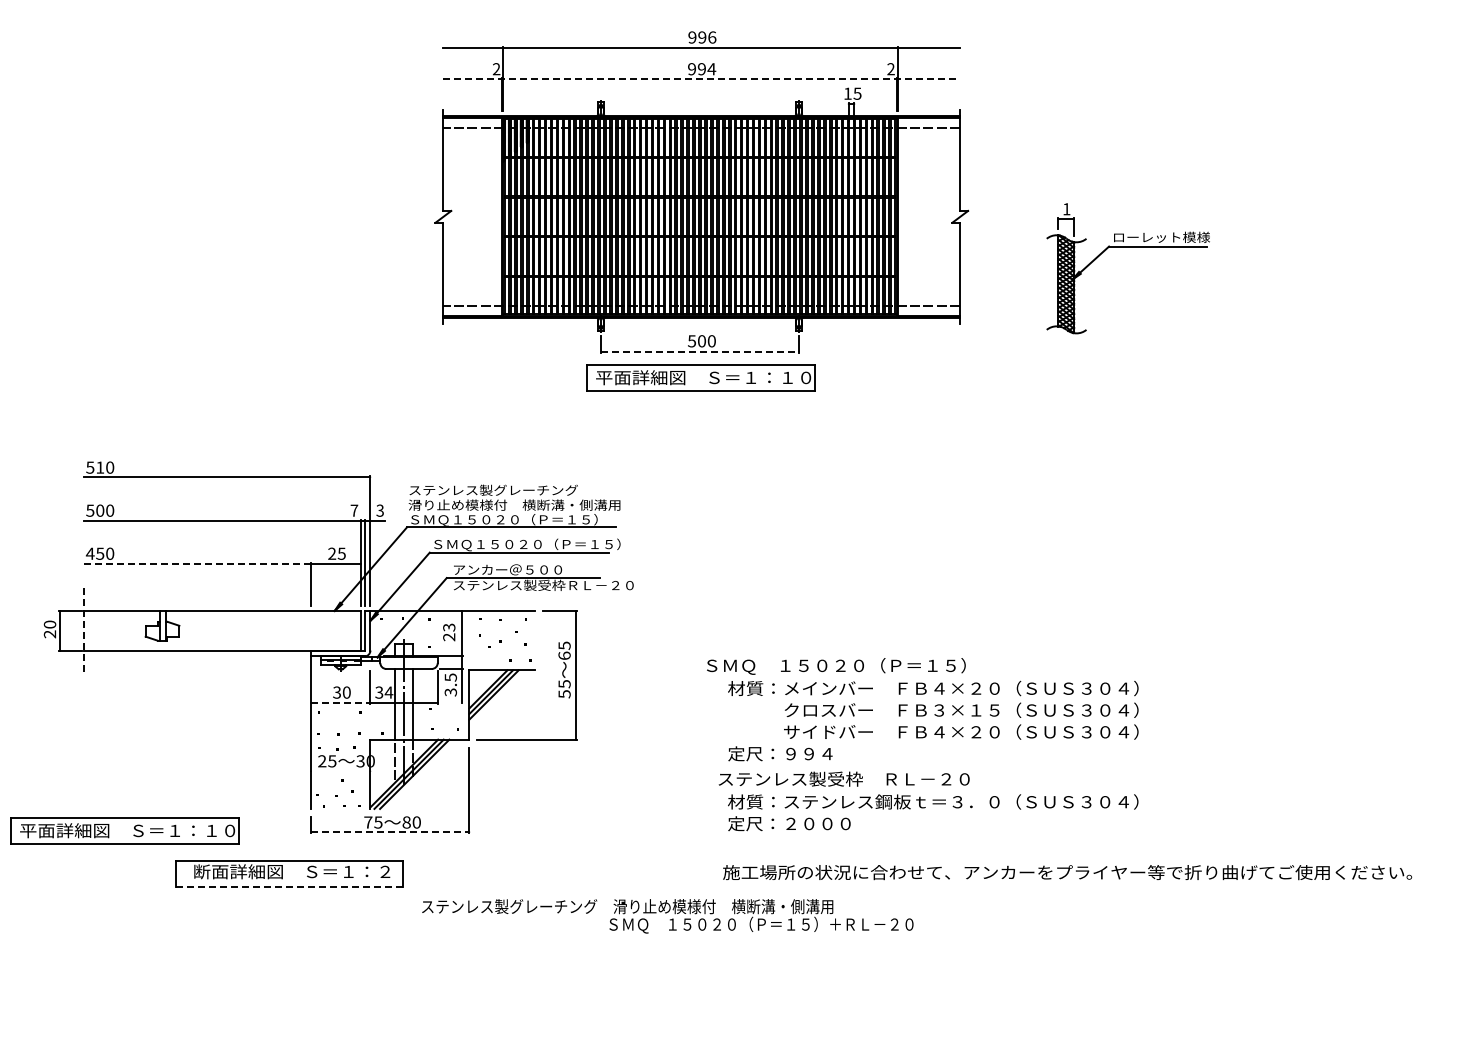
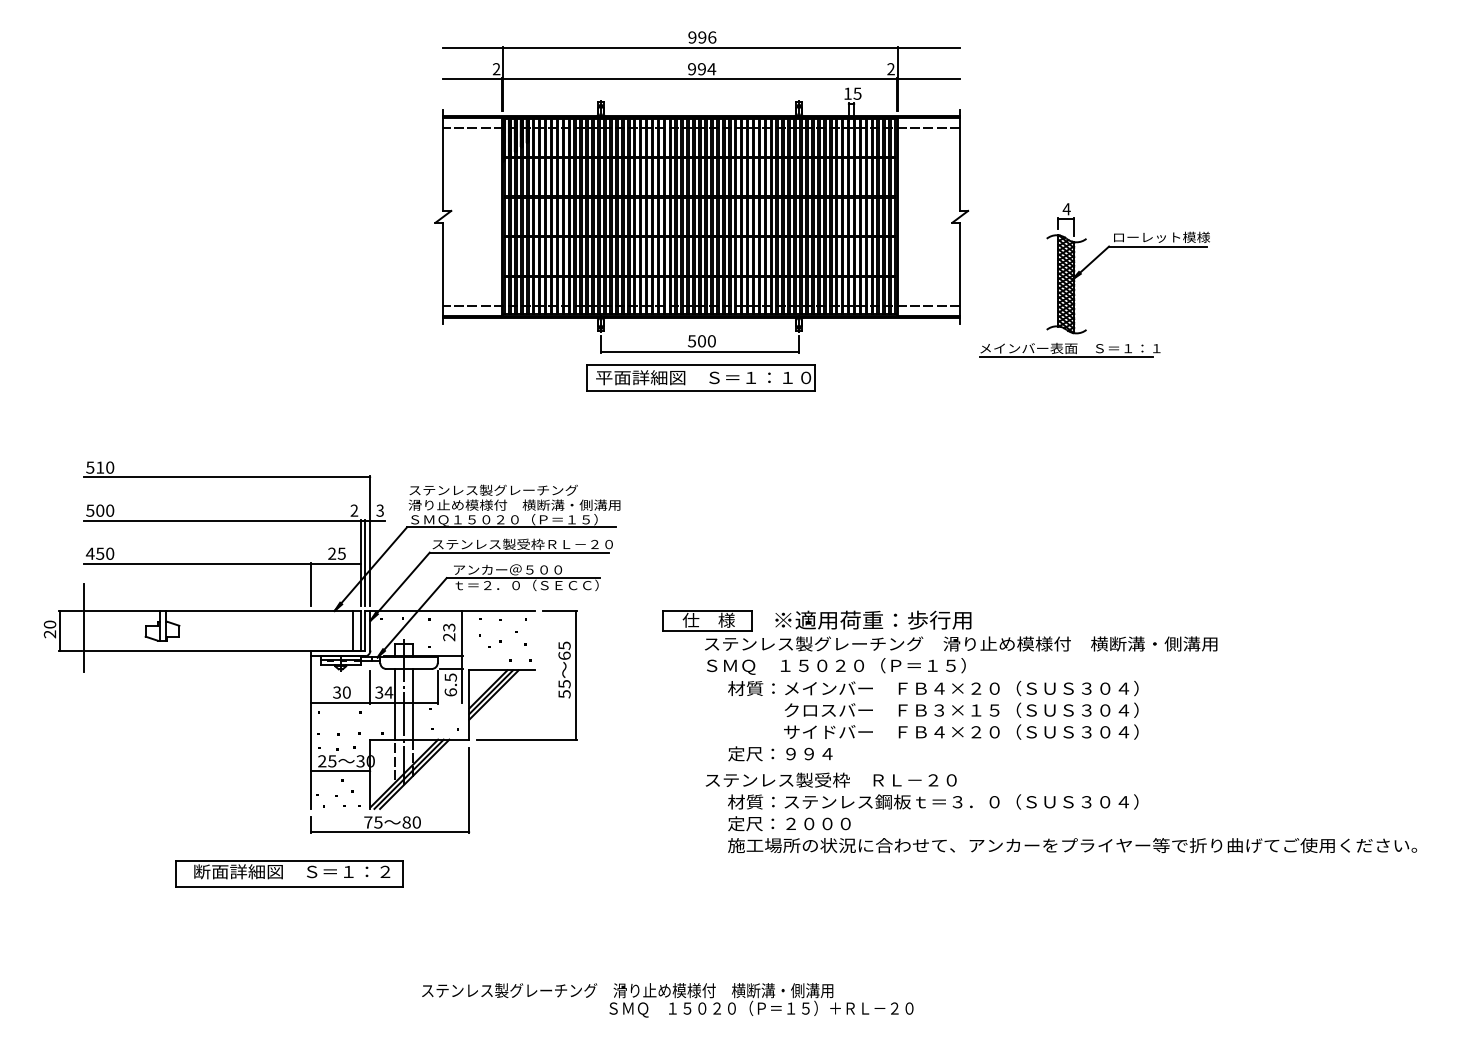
line: dashed -> solid (702, 79)
text: 1 -> 4 (1066, 209)
part: none -> present (1069, 349)
line: dashed -> solid (700, 351)
text: 7 -> 2 (354, 510)
text: ＳＭＱ１５０２０（Ｐ＝１５） -> ステンレス製受枠ＲＬ－２０ (526, 544)
line: dashed -> solid (198, 564)
text: ステンレス製受枠ＲＬ－２０ -> ｔ＝２．０（ＳＥＣＣ） (543, 585)
line: dashed -> solid (84, 627)
line: none -> present (352, 630)
part: none -> present (939, 630)
text: 3.5 -> 6.5 (450, 692)
line: dashed -> solid (340, 703)
line: none -> present (340, 771)
text position: (843, 778) -> (830, 779) (830, 779)
part: present -> none (124, 830)
line: dashed -> solid (390, 832)
text position: (1067, 872) -> (1072, 845) (1072, 845)
line: dashed -> solid (289, 886)
text position: (667, 916) -> (667, 1000) (667, 1000)
